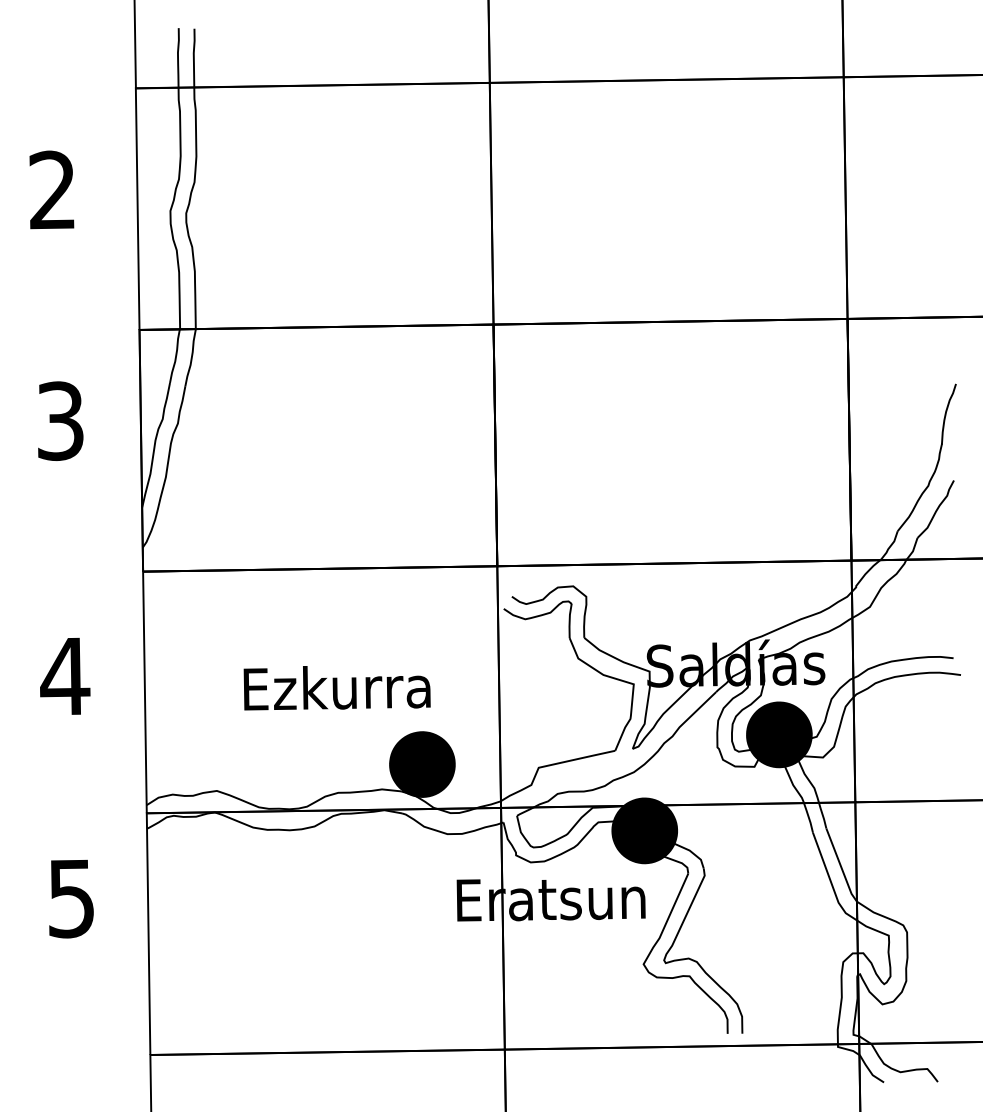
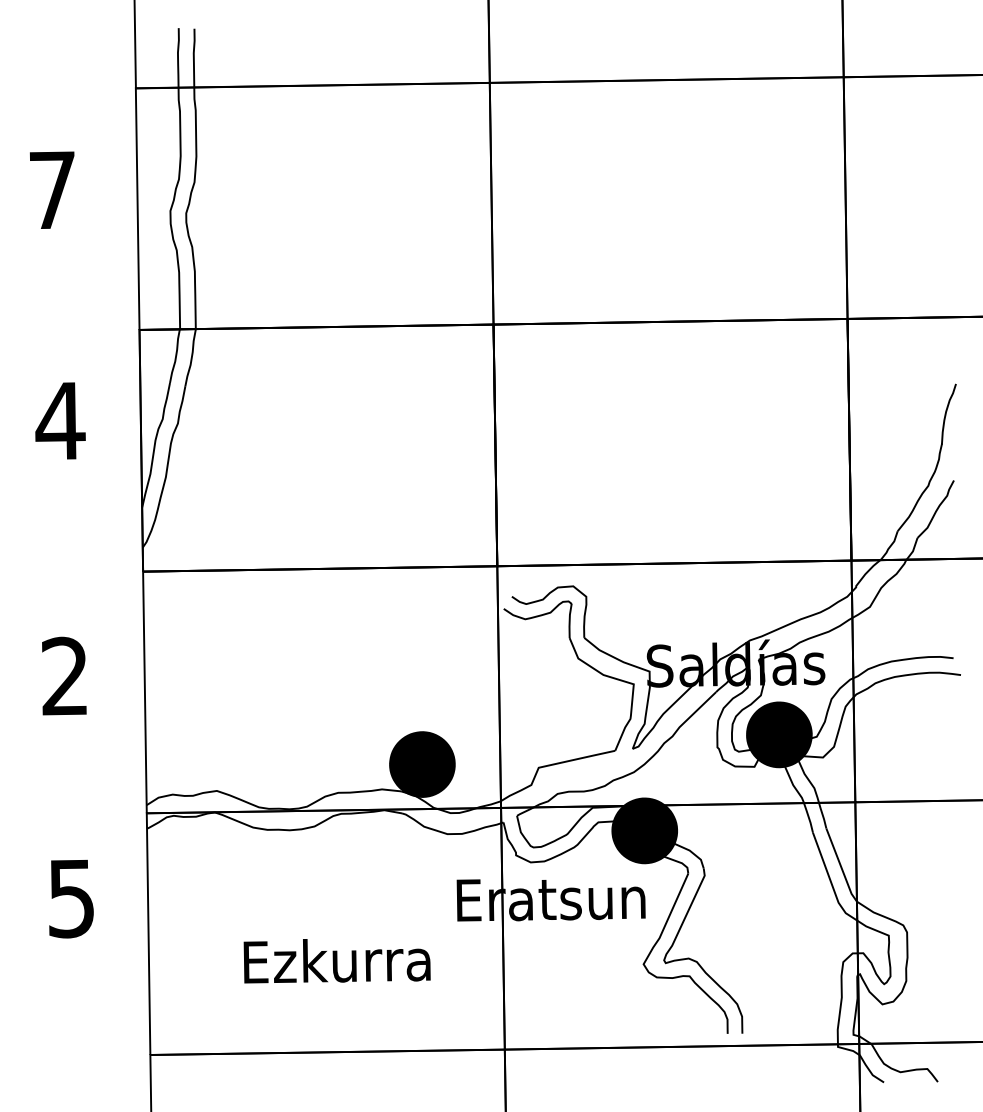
text: 2 -> 7 (51, 189)
text: 3 -> 4 (60, 421)
text: 4 -> 2 (65, 675)
text position: (336, 688) -> (336, 961) (336, 961)
